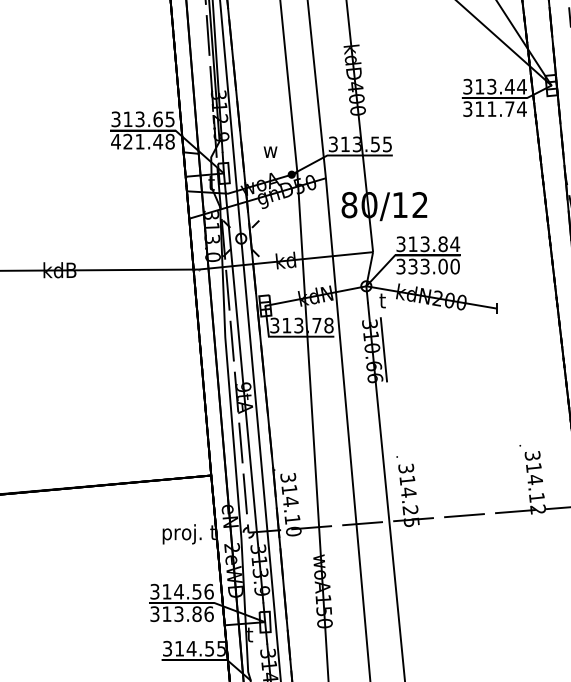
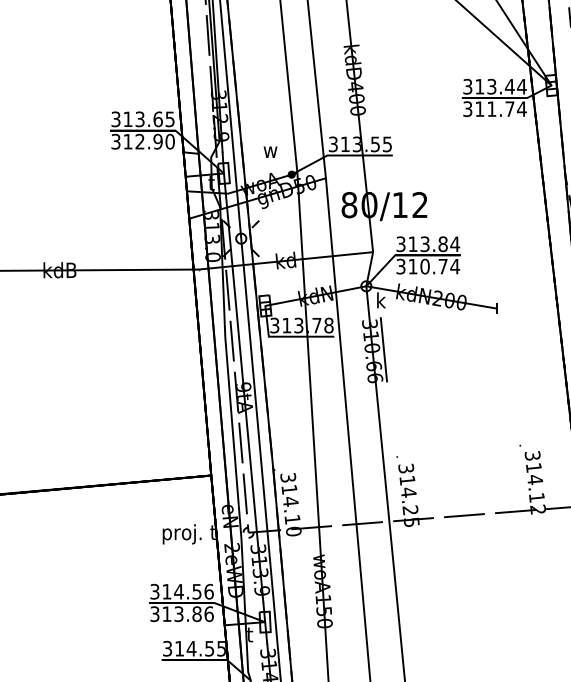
text: 421.48 -> 312.90 (142, 141)
text: 333.00 -> 310.74 (434, 266)
text: t -> k (381, 300)
